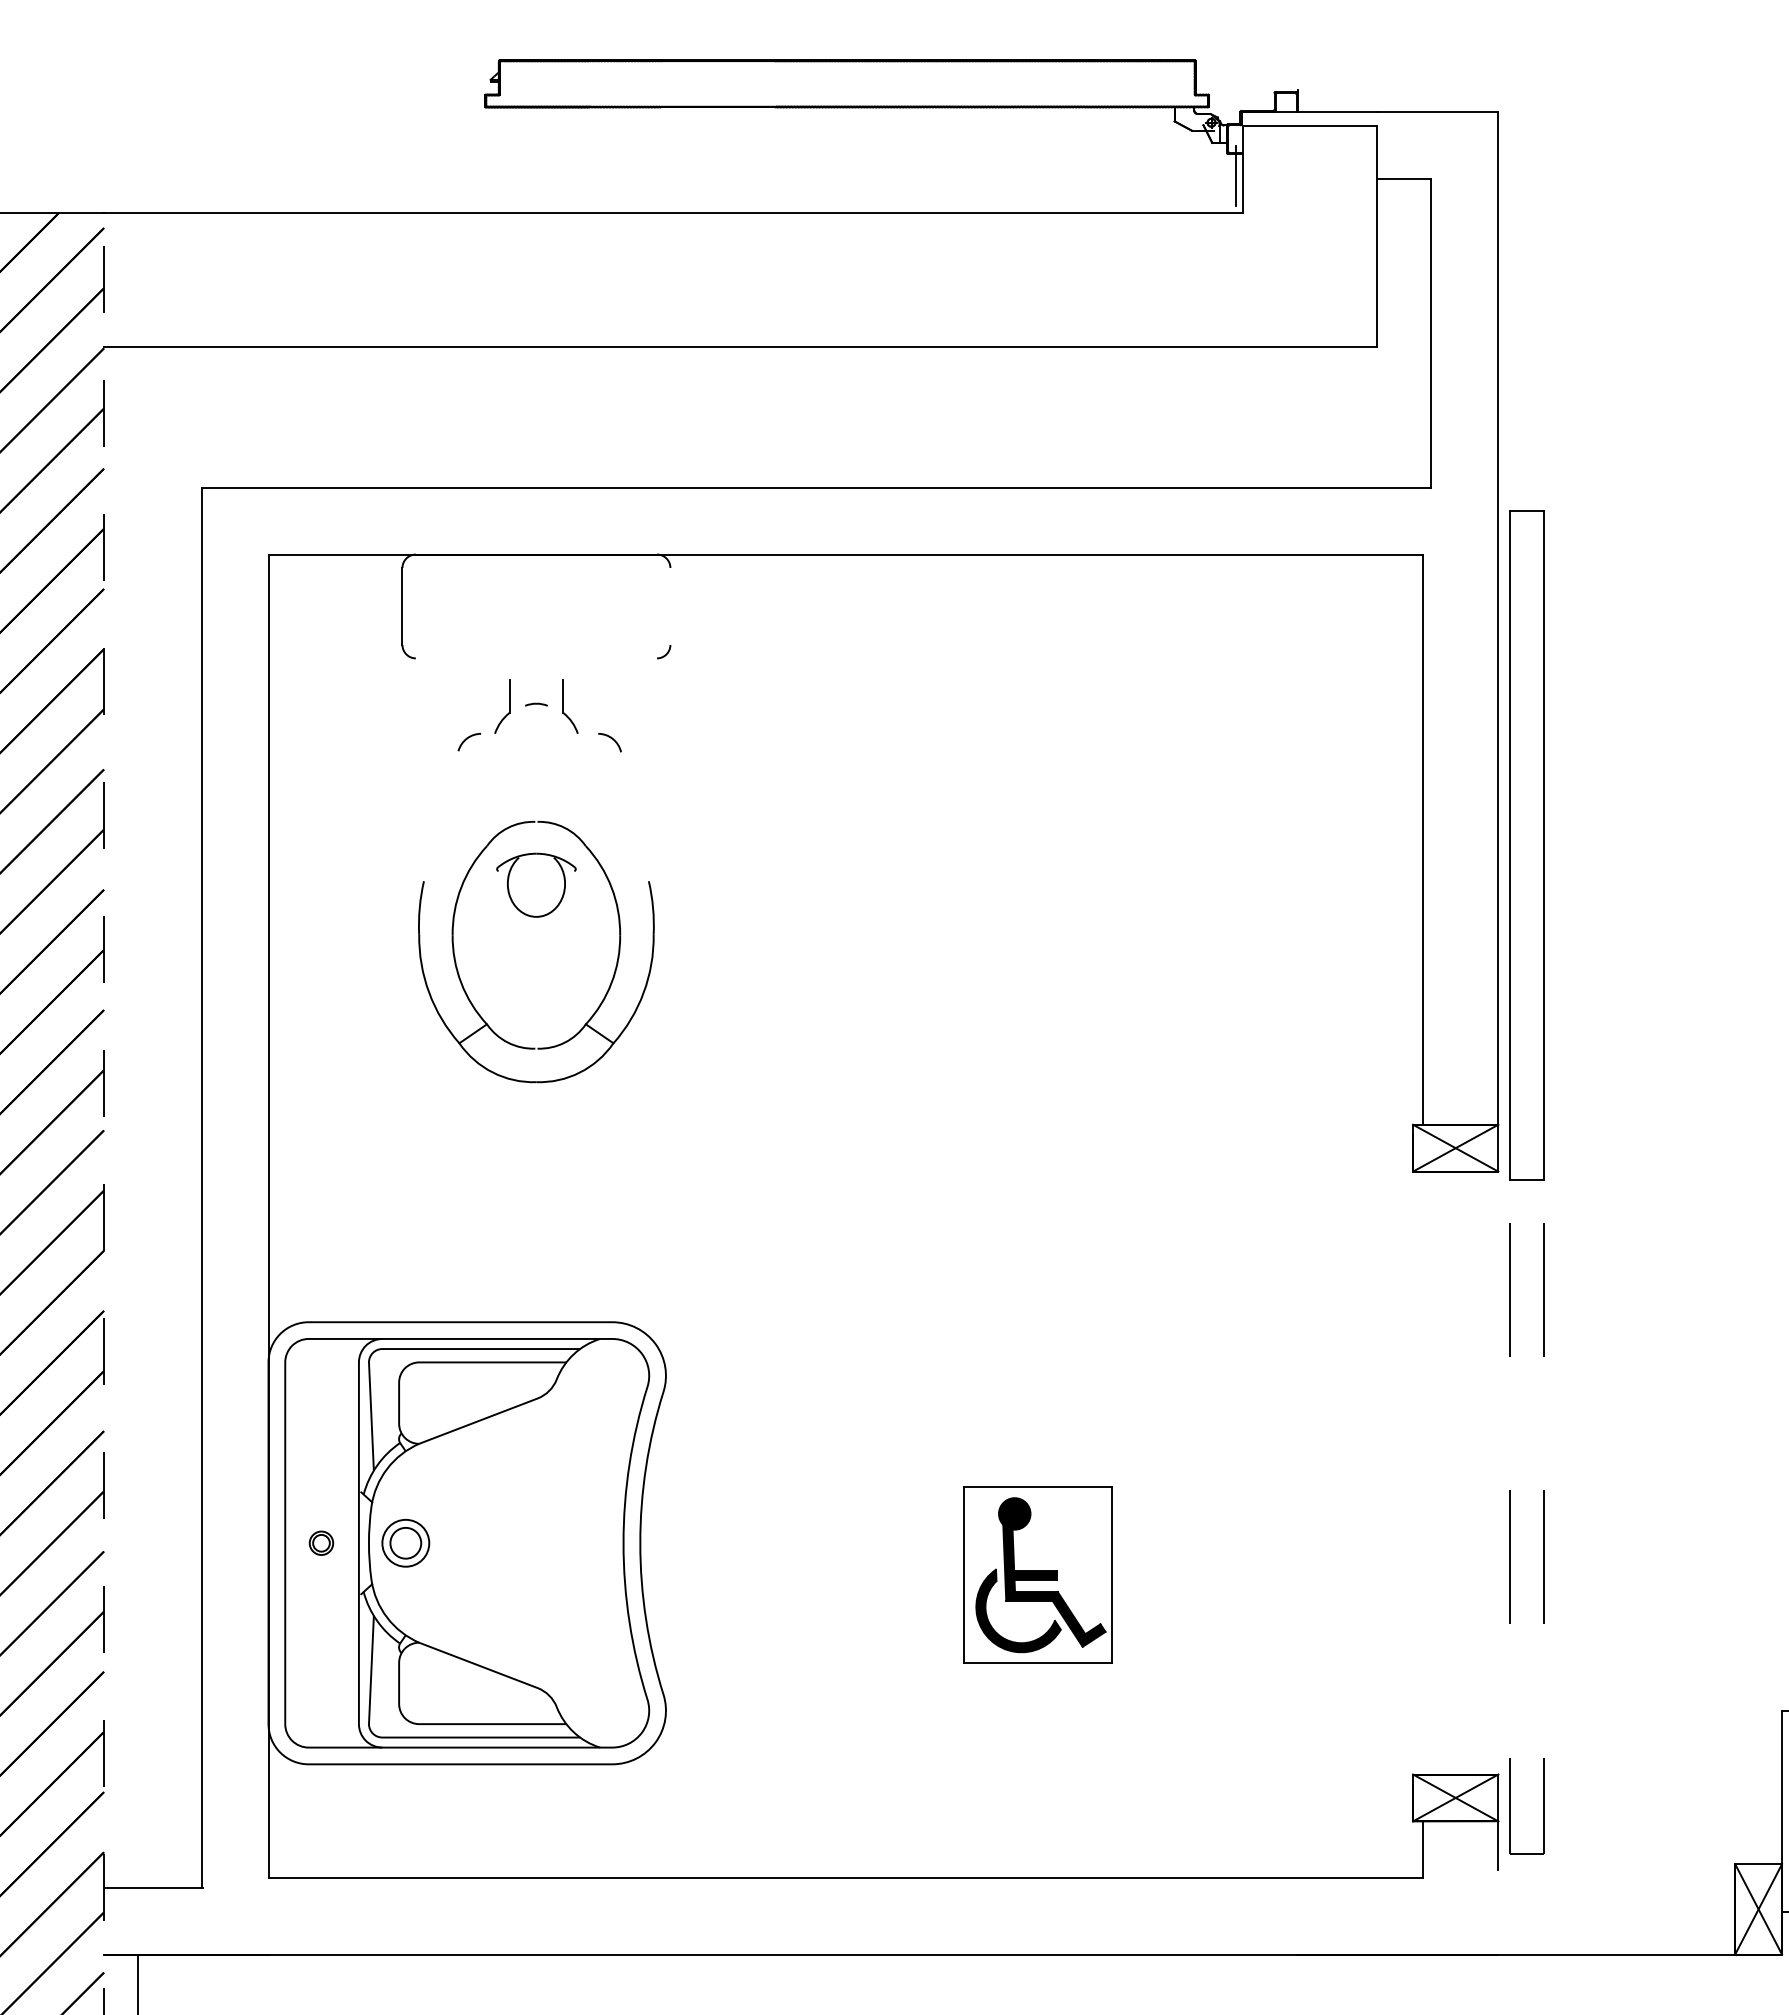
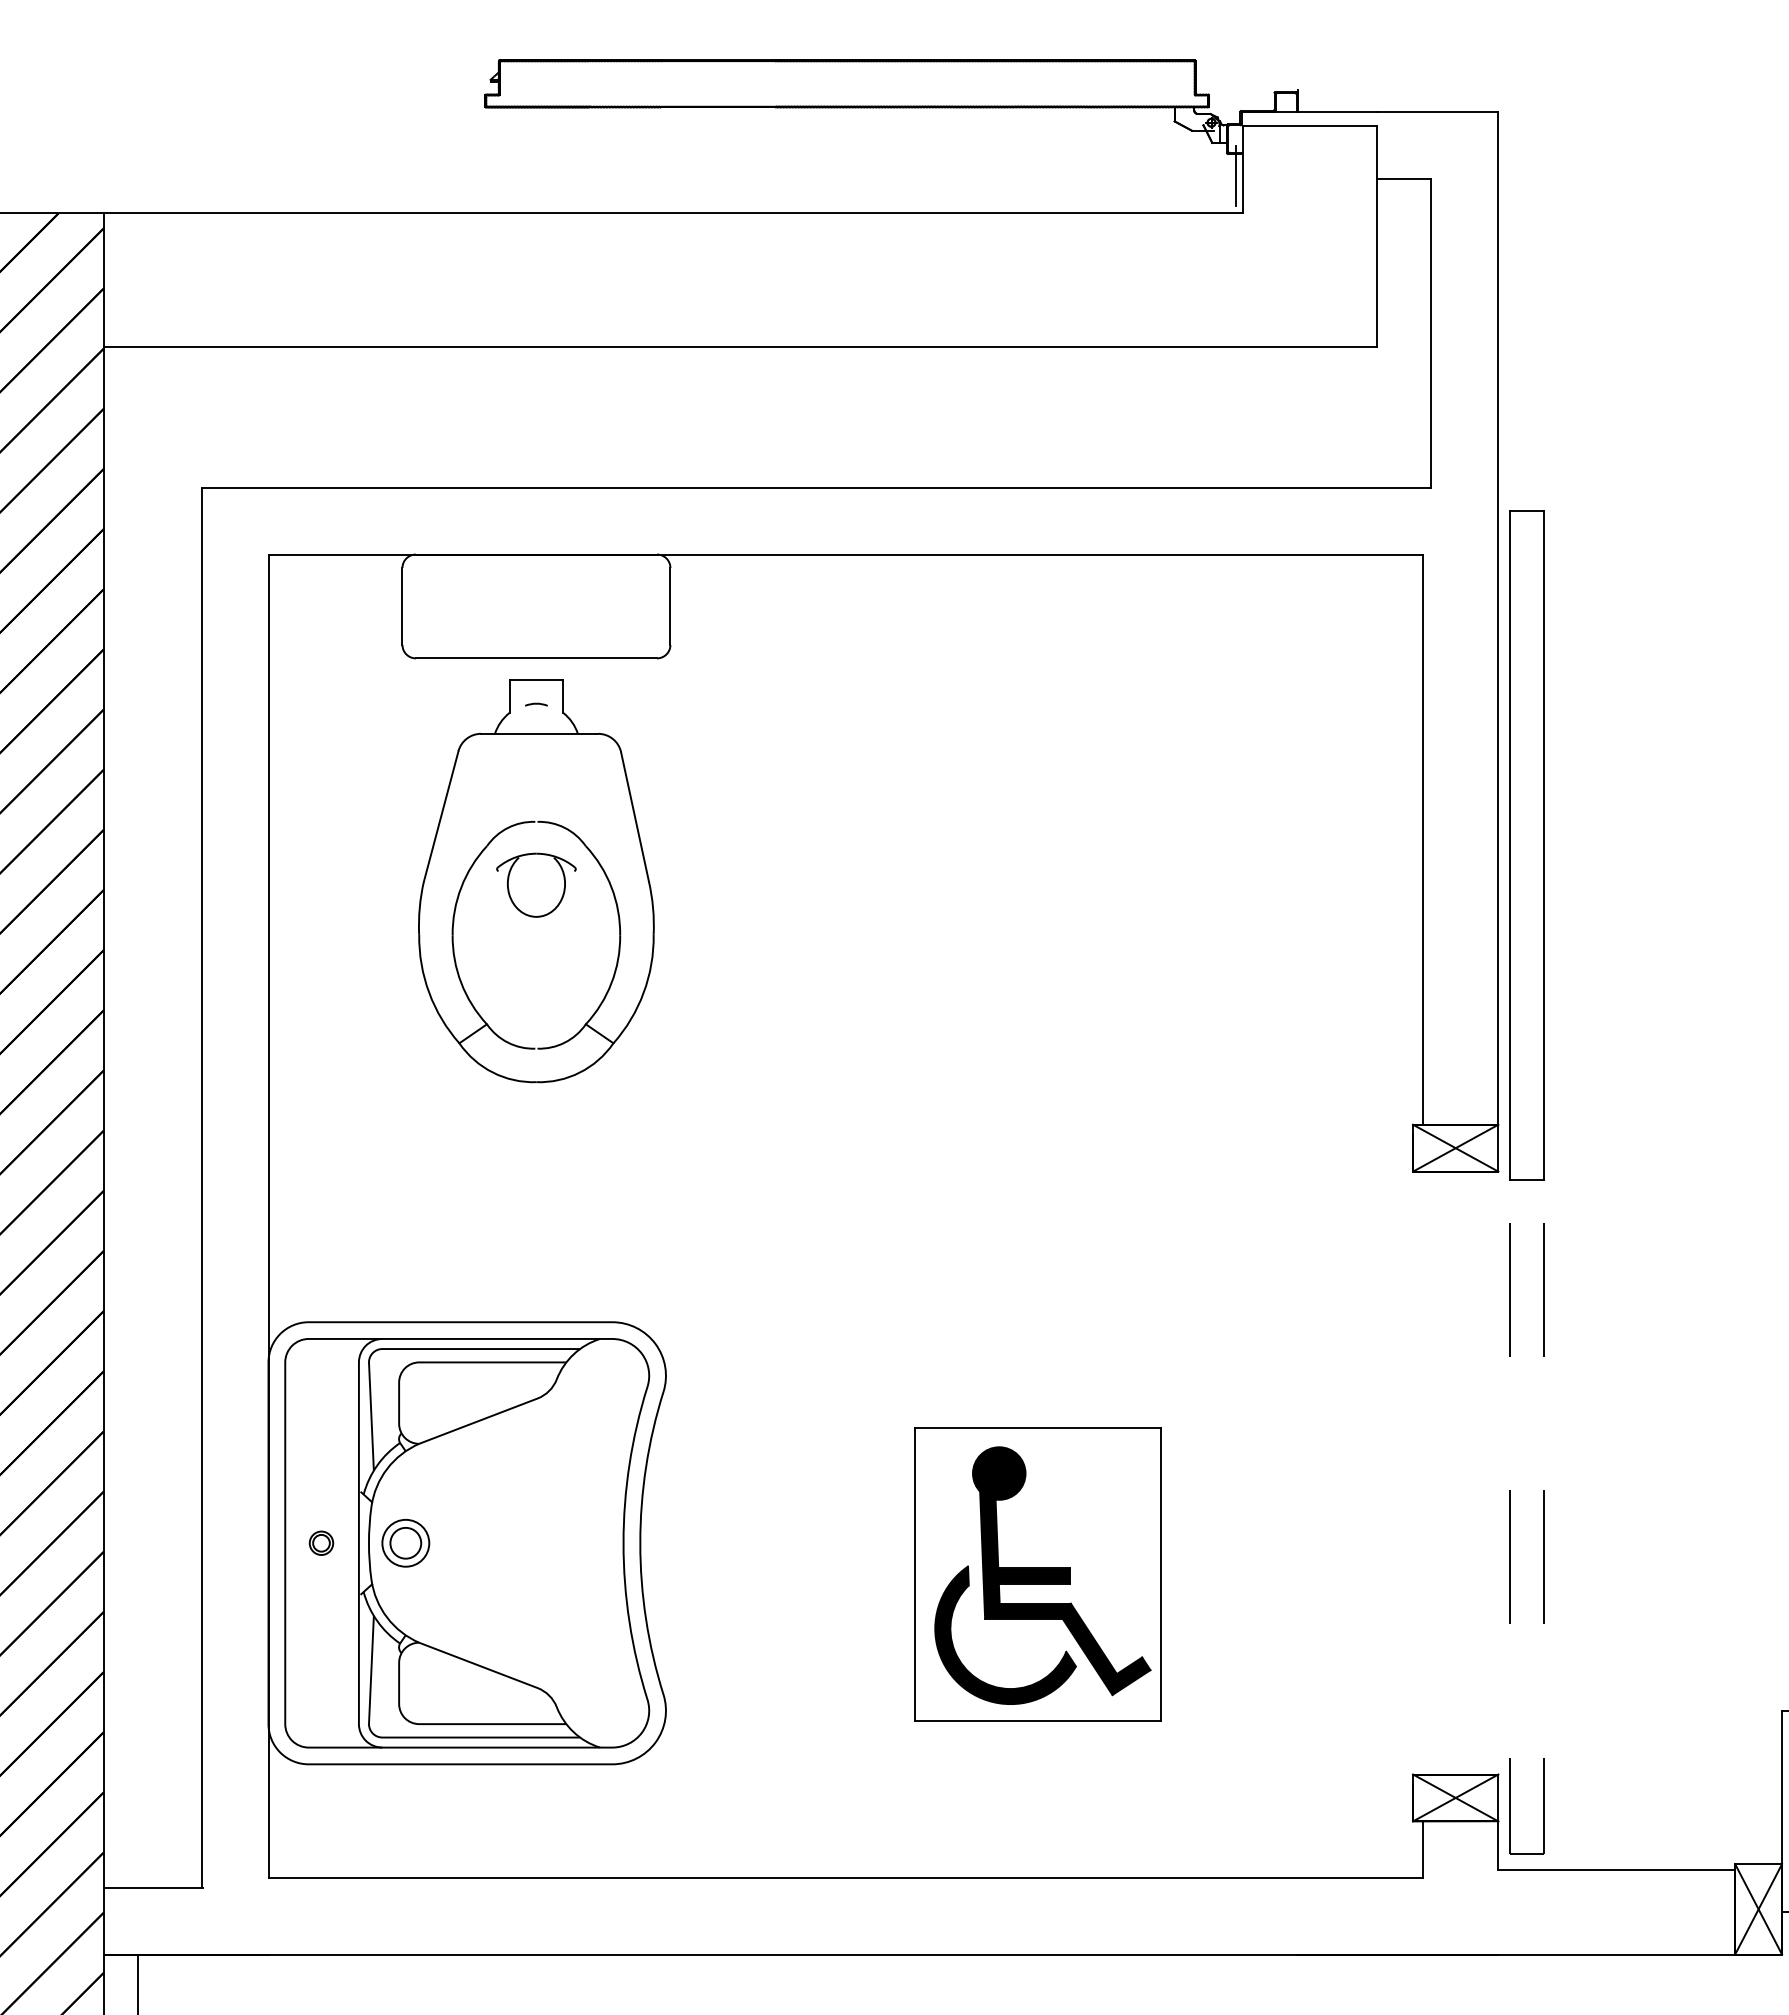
line: none -> present (670, 606)
line: none -> present (536, 658)
line: none -> present (536, 680)
line: none -> present (539, 733)
line: none -> present (441, 816)
line: none -> present (634, 816)
line: dashed -> solid (104, 1113)
part size: 150x178 px -> 248x295 px (1037, 1574)
line: none -> present (1616, 1869)
